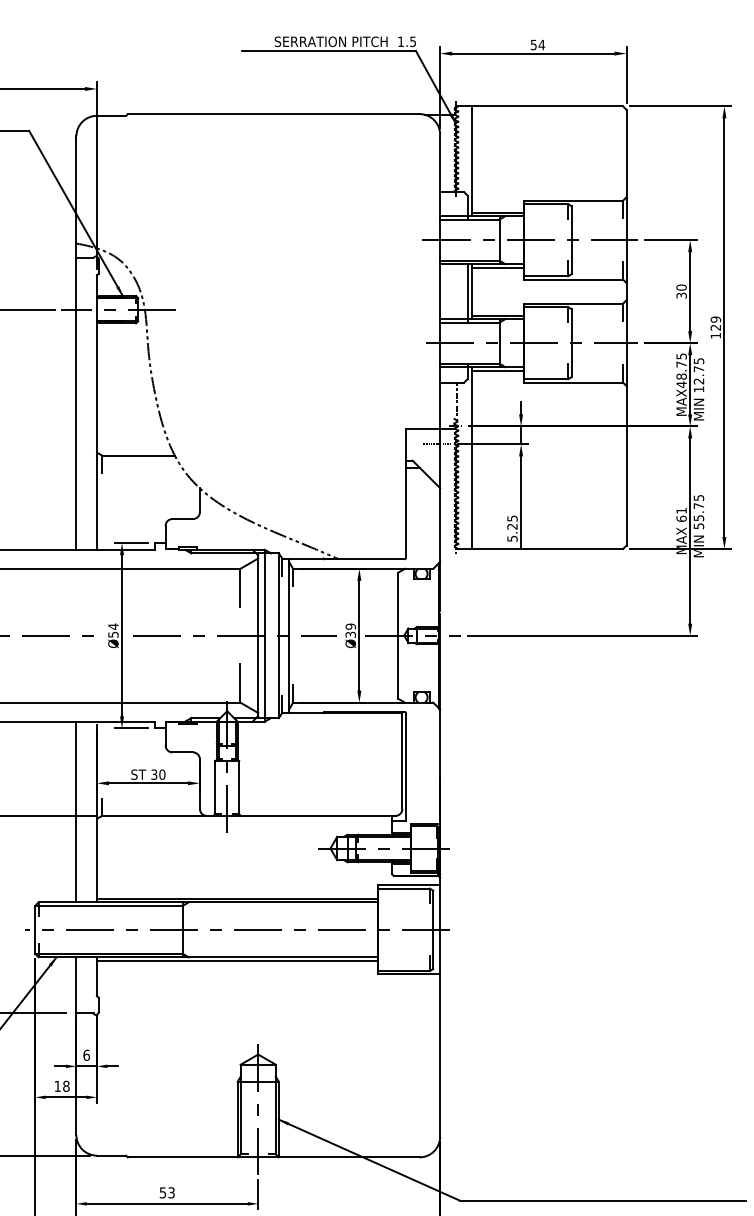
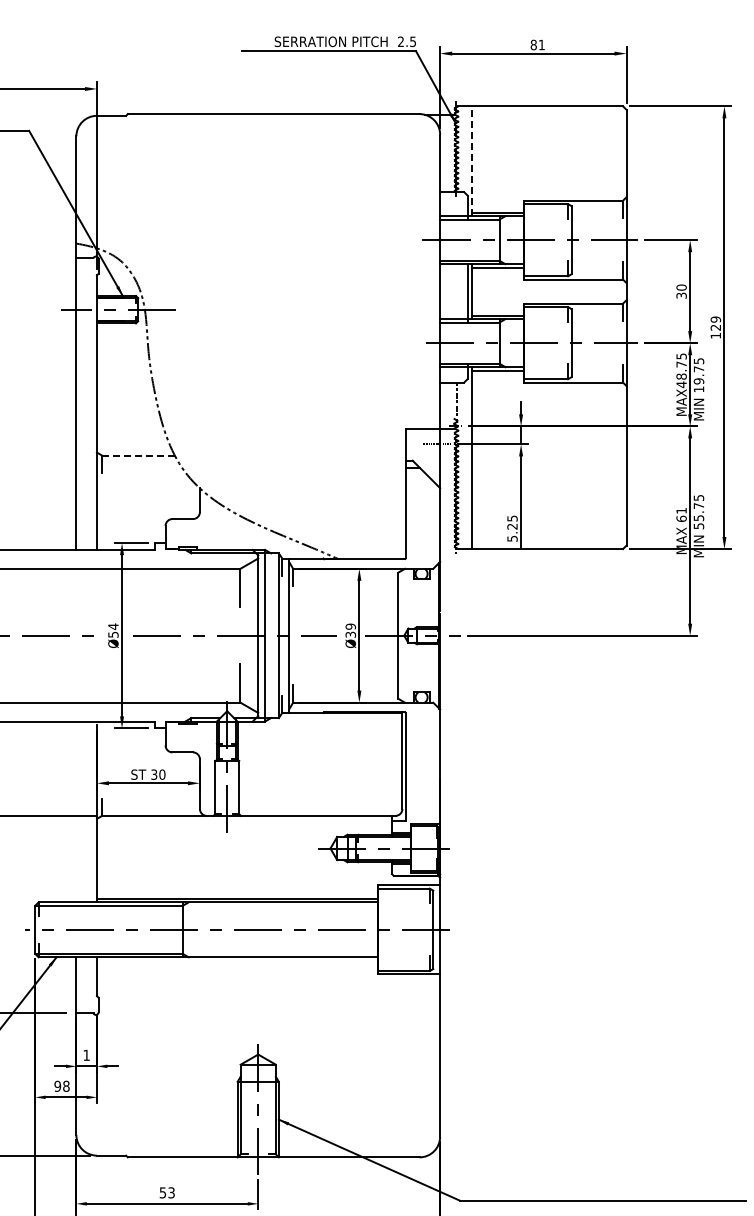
text: 1.5 -> 2.5 (400, 41)
text: 54 -> 81 (537, 44)
line: solid -> dashed (472, 161)
line: present -> none (28, 309)
text: 12.75 -> 19.75 (698, 381)
line: solid -> dashed (138, 455)
line: present -> none (76, 811)
line: present -> none (237, 960)
text: 6 -> 1 (86, 1054)
text: 18 -> 98 (57, 1085)
